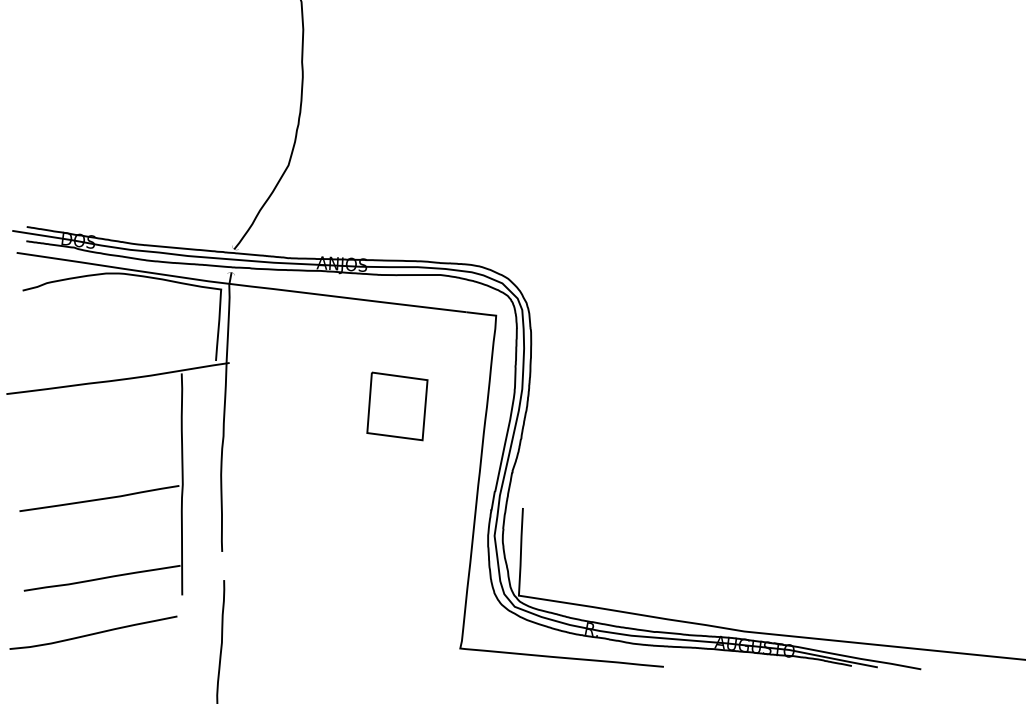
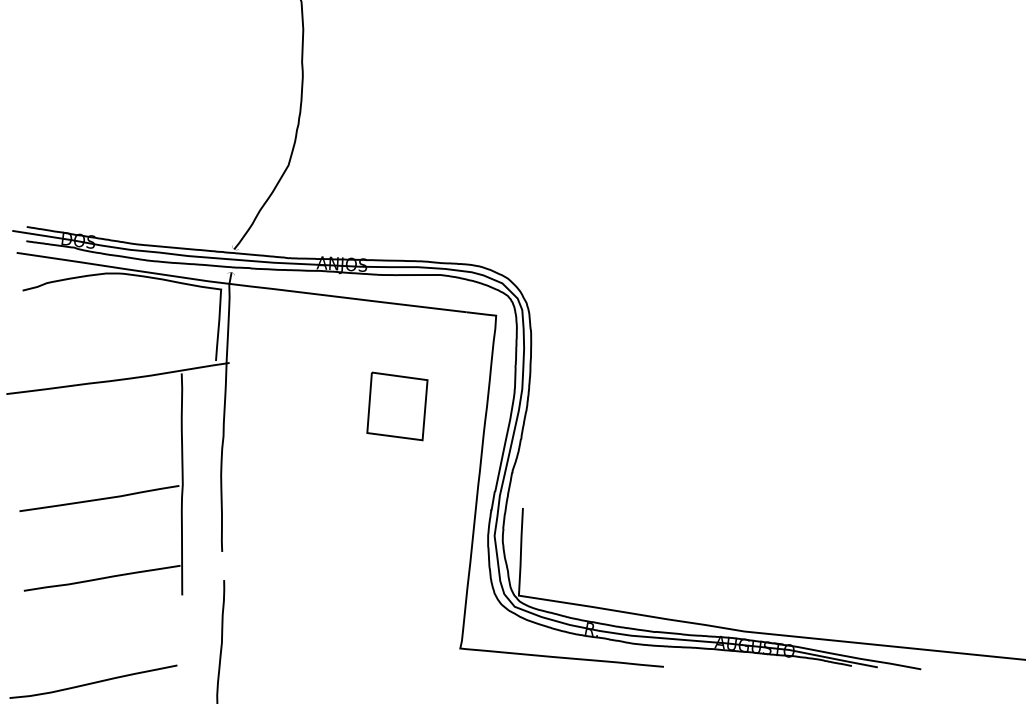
curve position: (94, 632) -> (94, 681) (94, 681)
